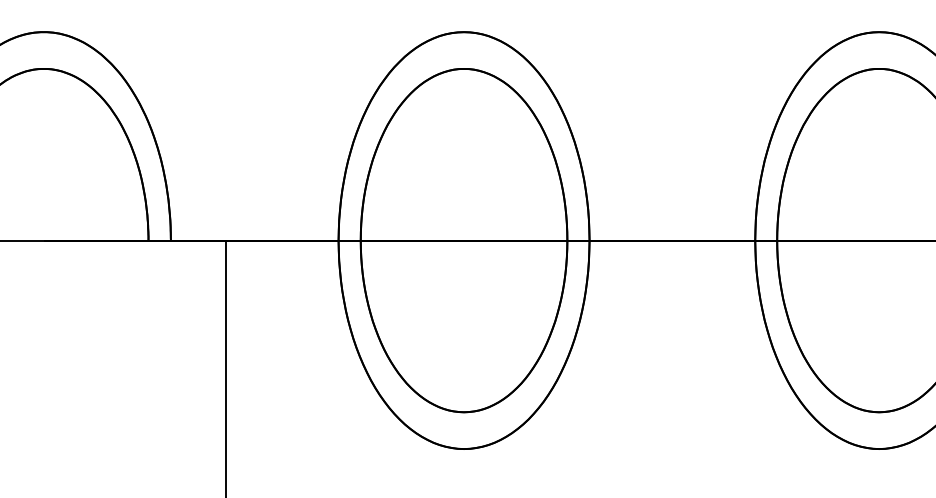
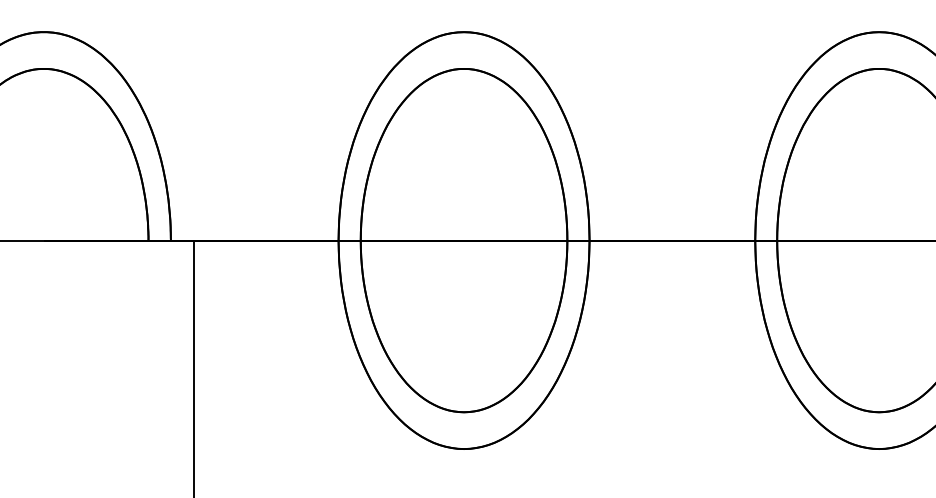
line position: (226, 367) -> (194, 367) (194, 367)
